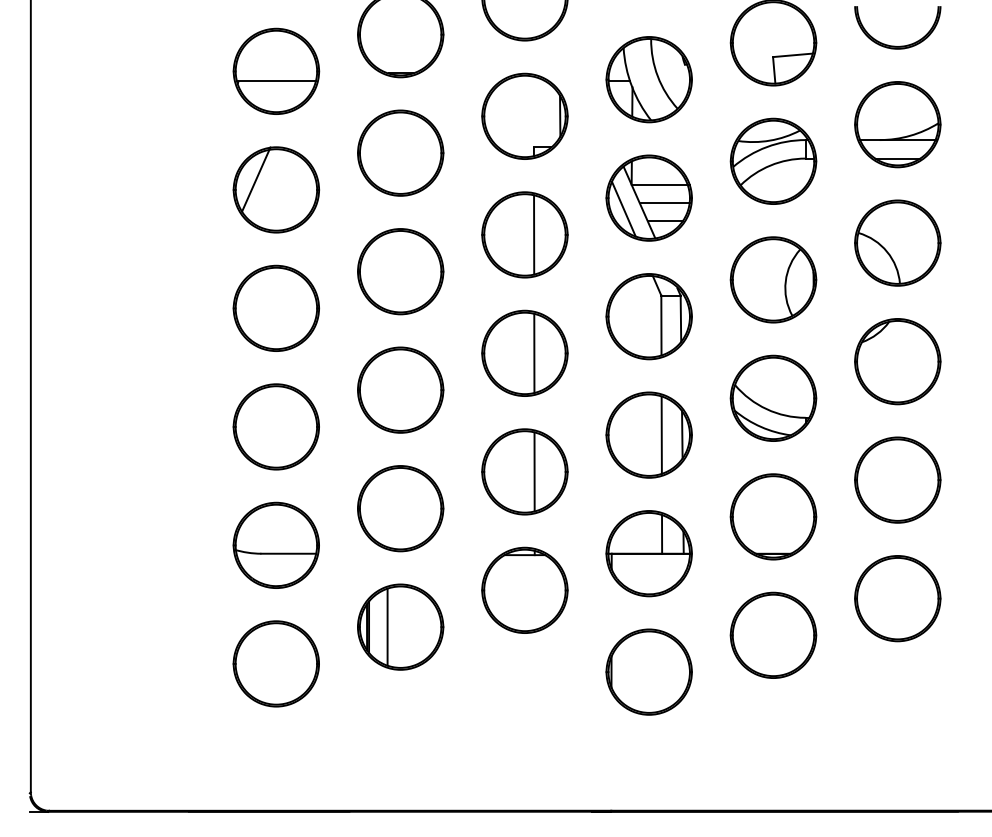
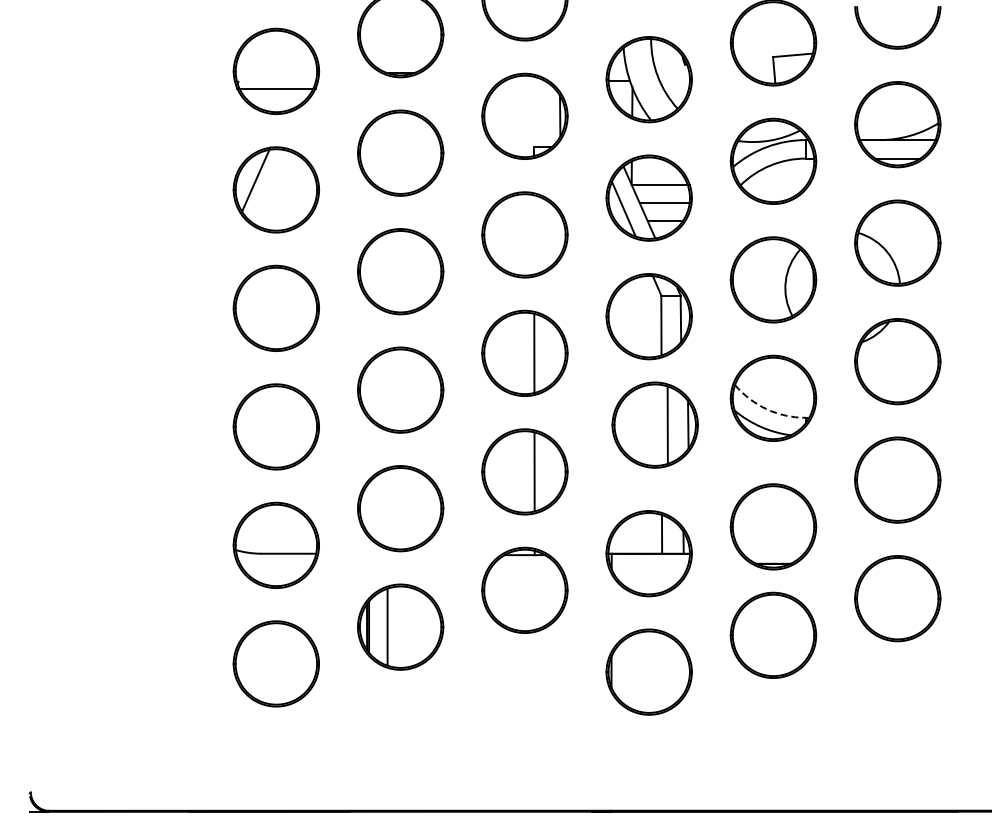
line position: (276, 80) -> (276, 88) (276, 88)
line: present -> none (534, 234)
line: present -> none (30, 397)
arc: solid -> dashed (766, 409)
part position: (648, 434) -> (654, 424) (654, 424)
part position: (773, 516) -> (773, 526) (773, 526)
